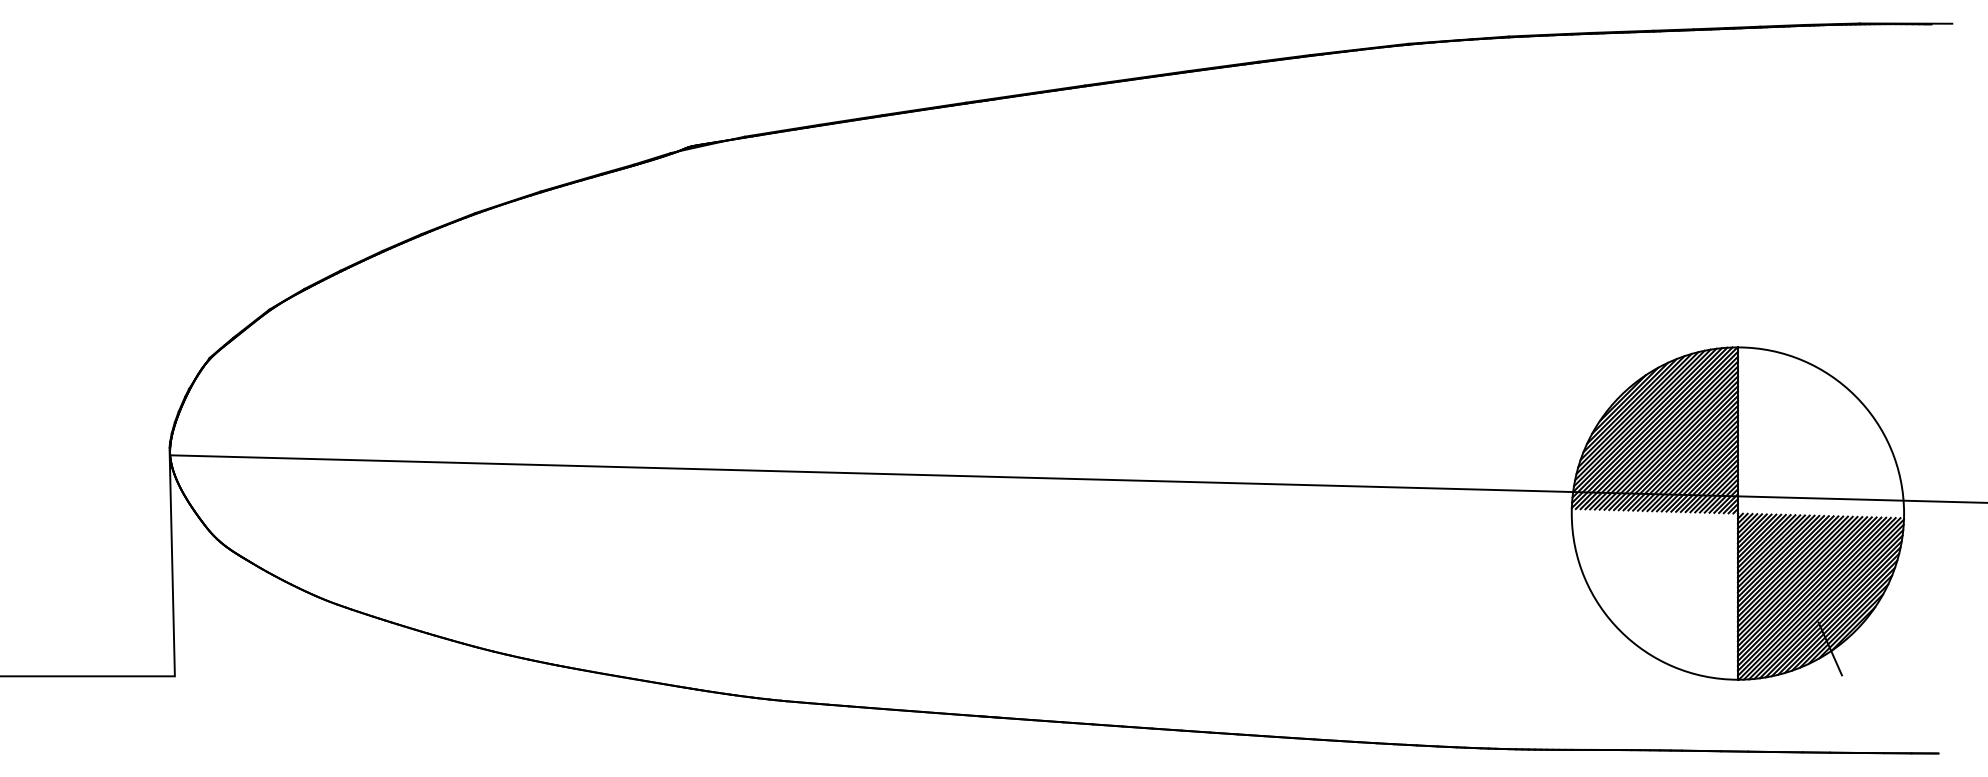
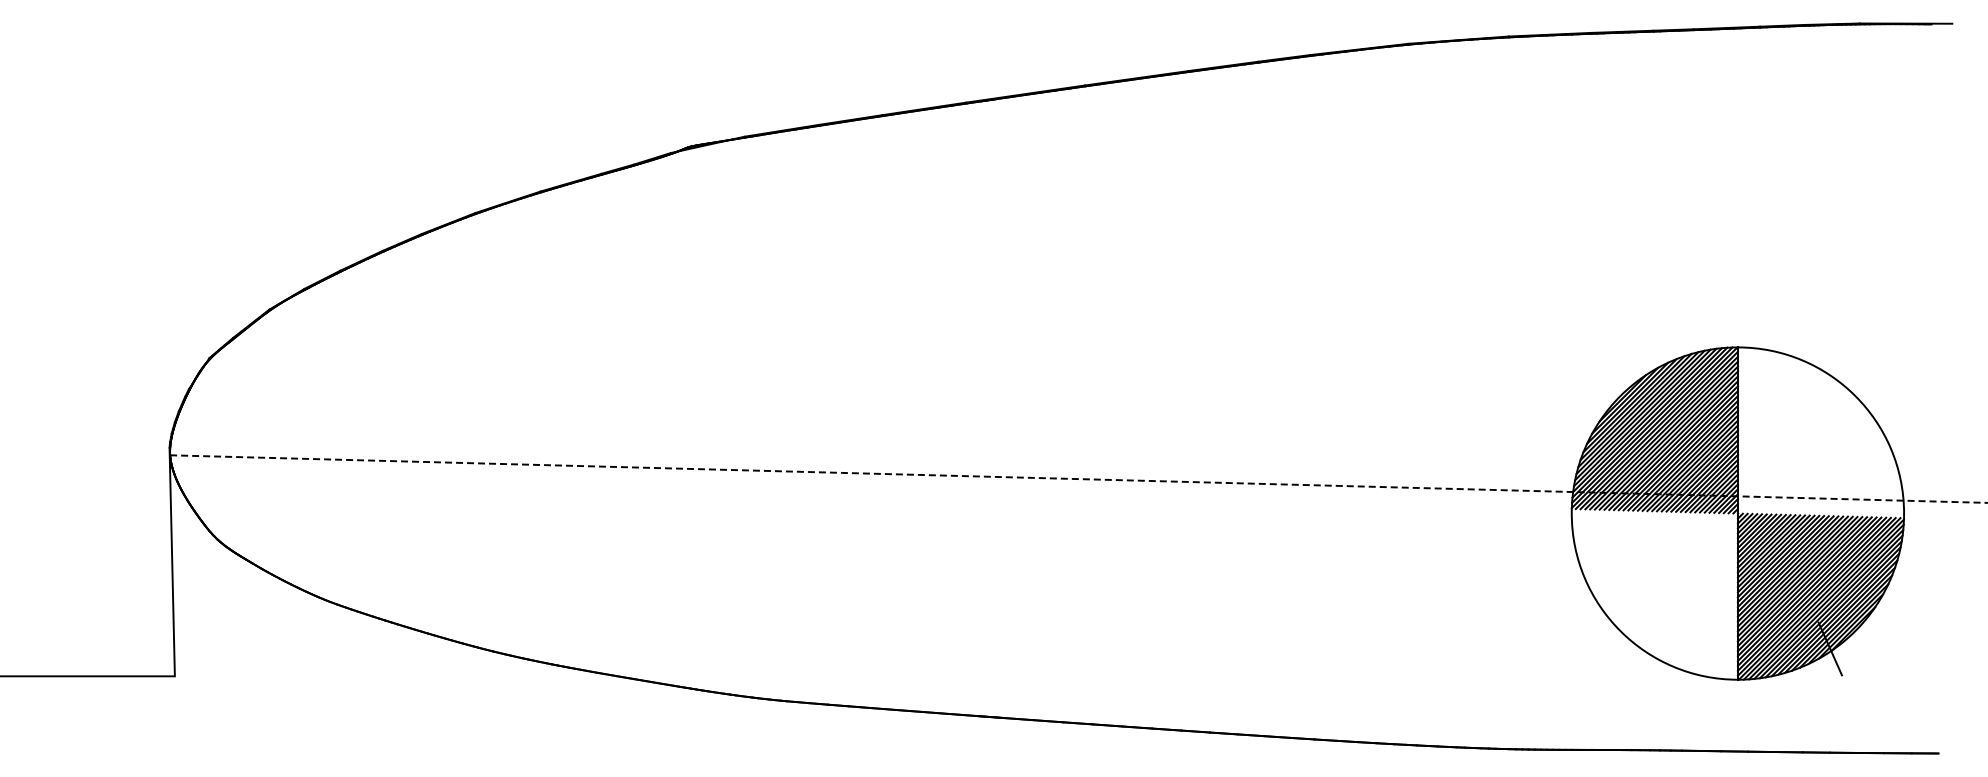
line: solid -> dashed (1079, 479)
